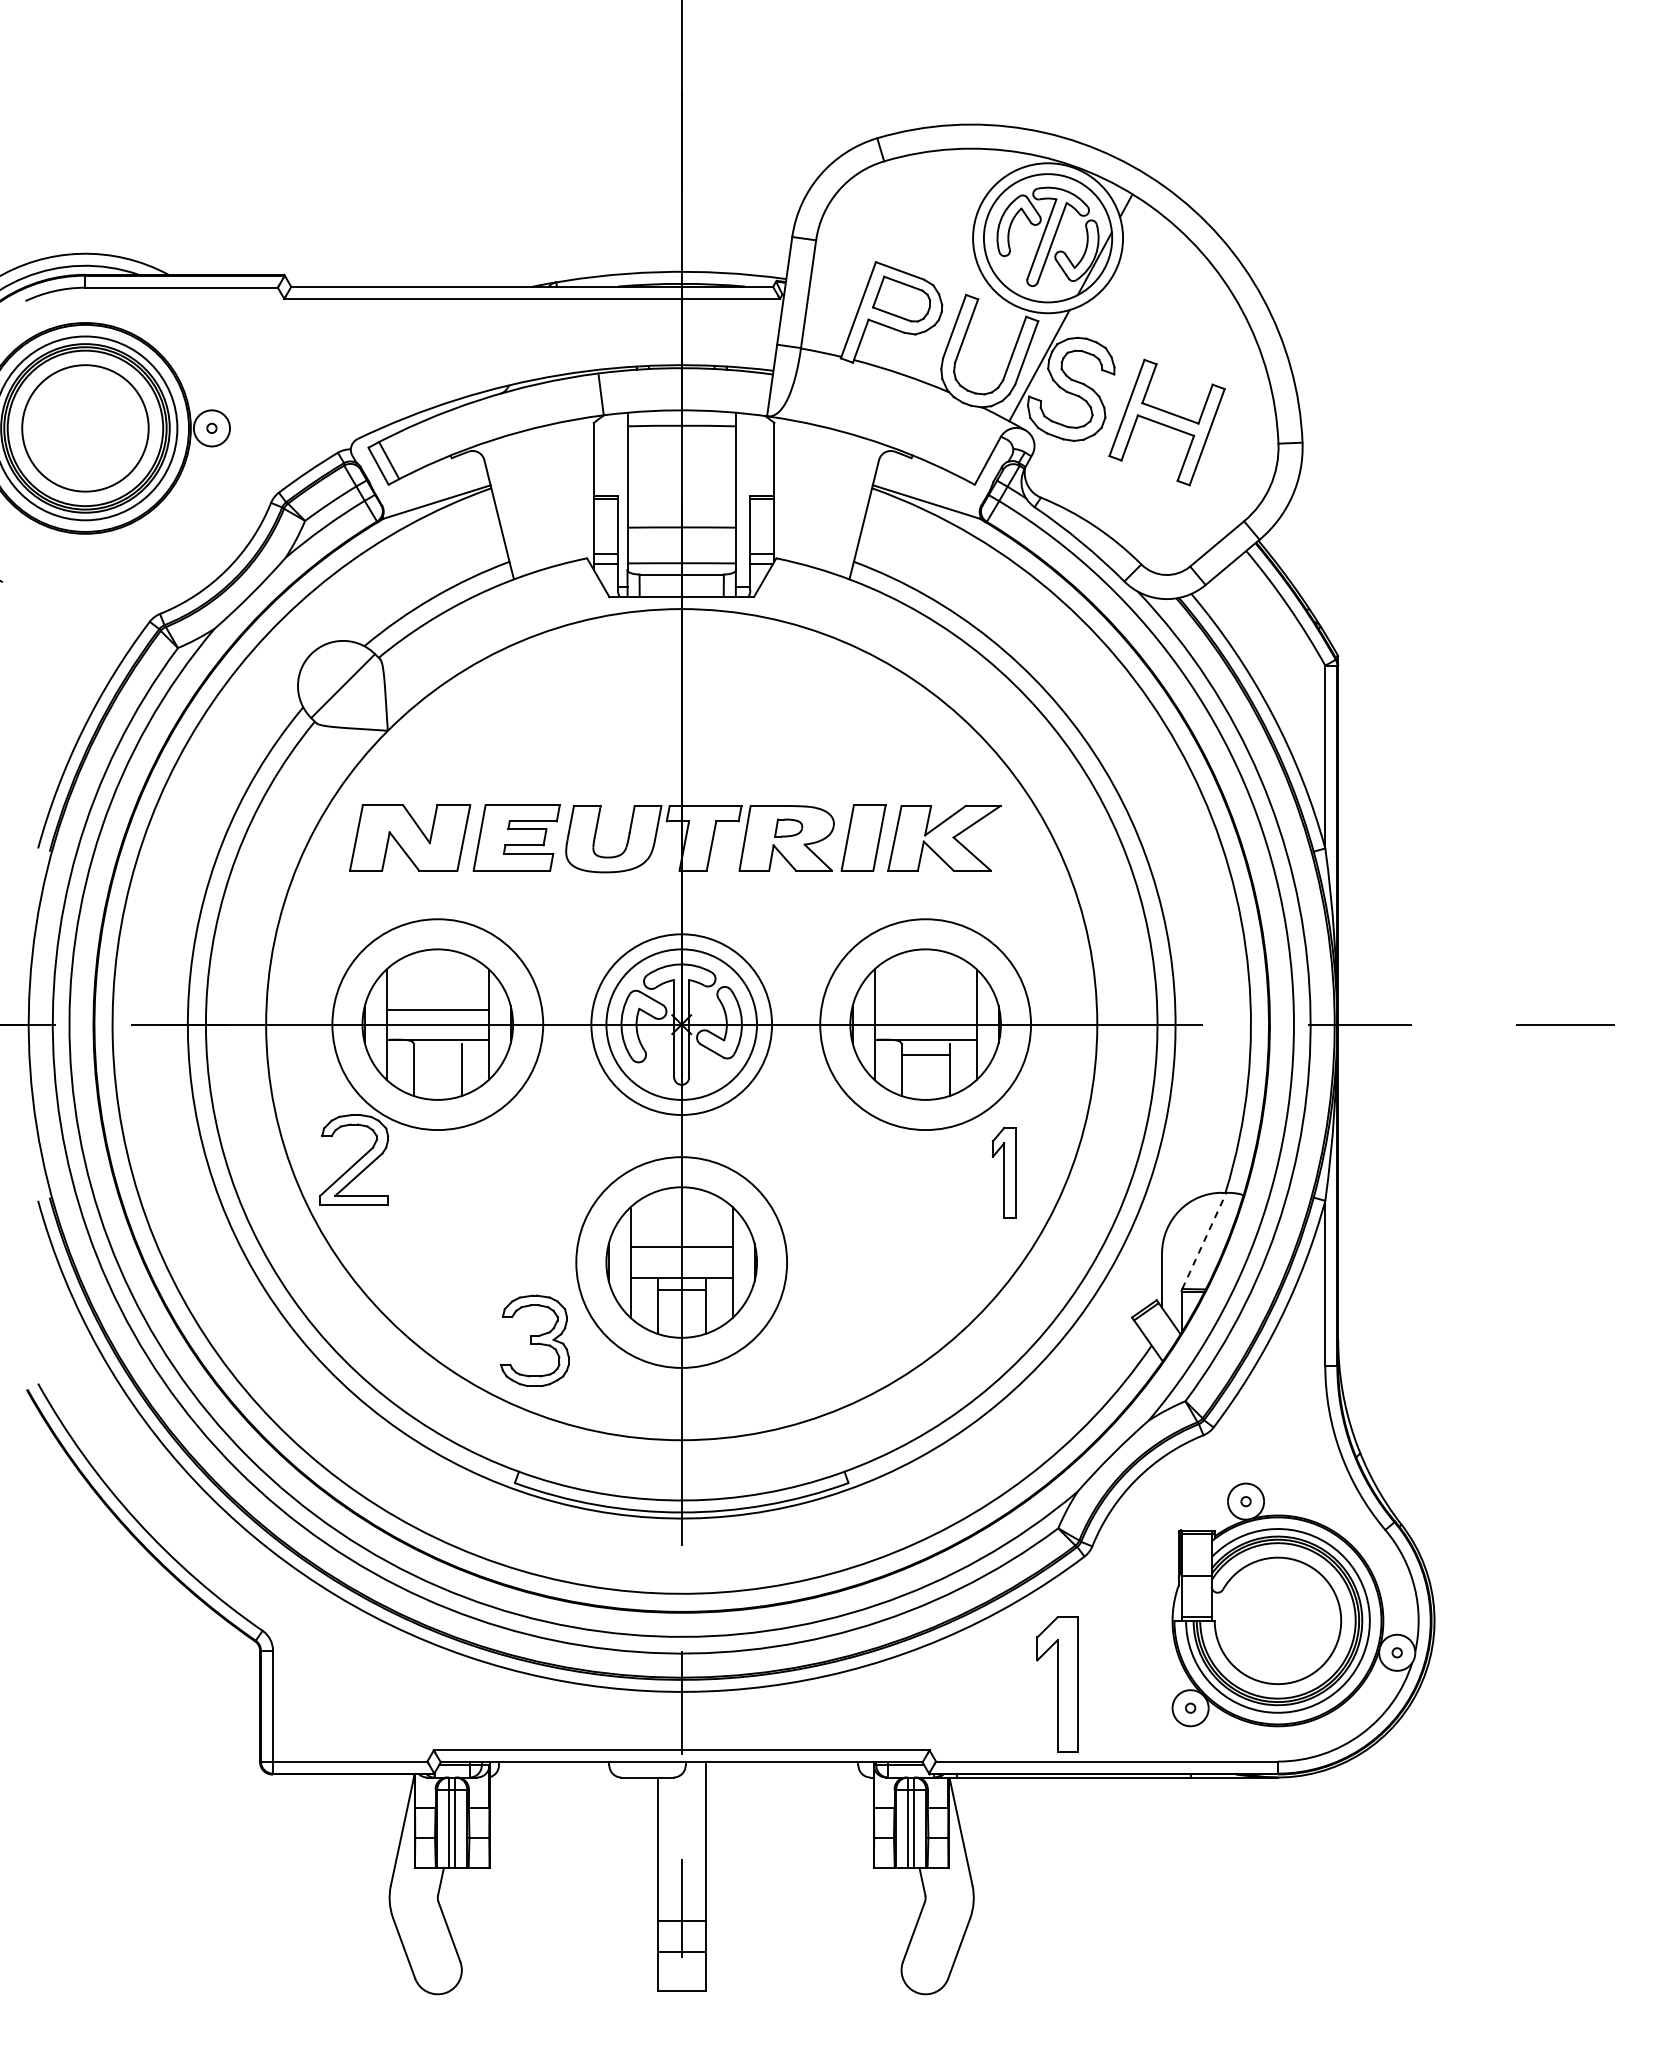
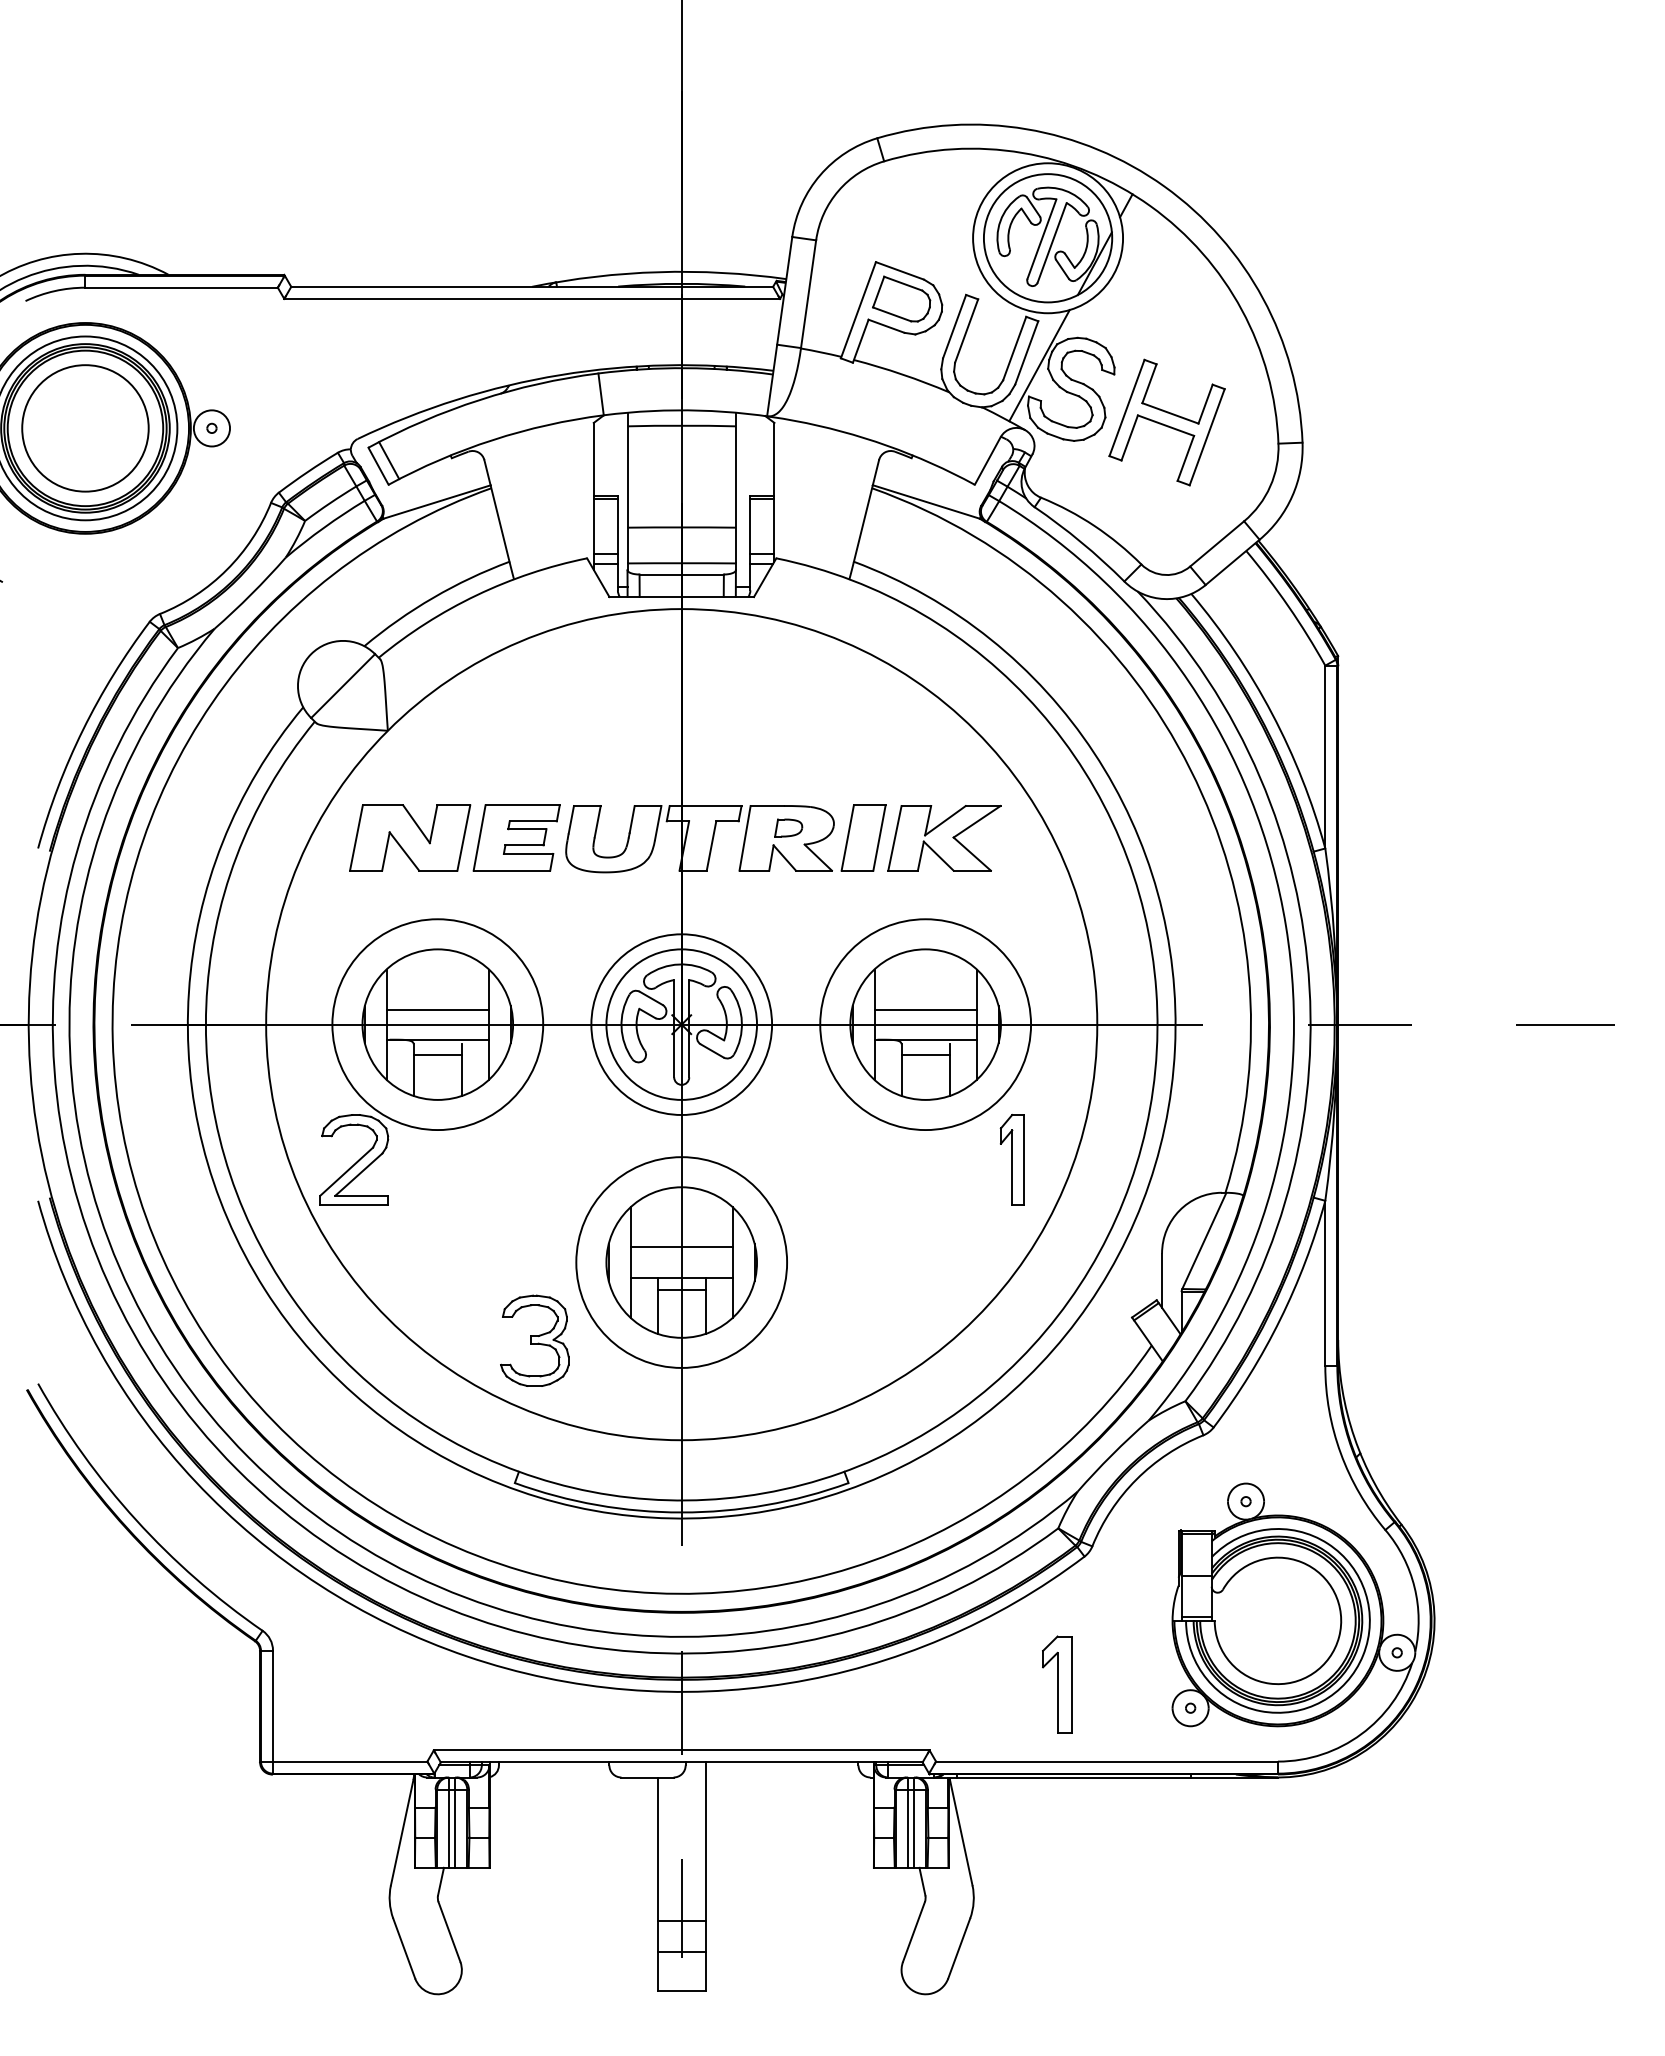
line: none -> present (925, 1009)
line: none -> present (437, 1054)
part position: (1003, 1172) -> (1011, 1159) (1011, 1159)
line: dashed -> solid (1204, 1241)
part size: 43x137 px -> 31x99 px (1057, 1684)
